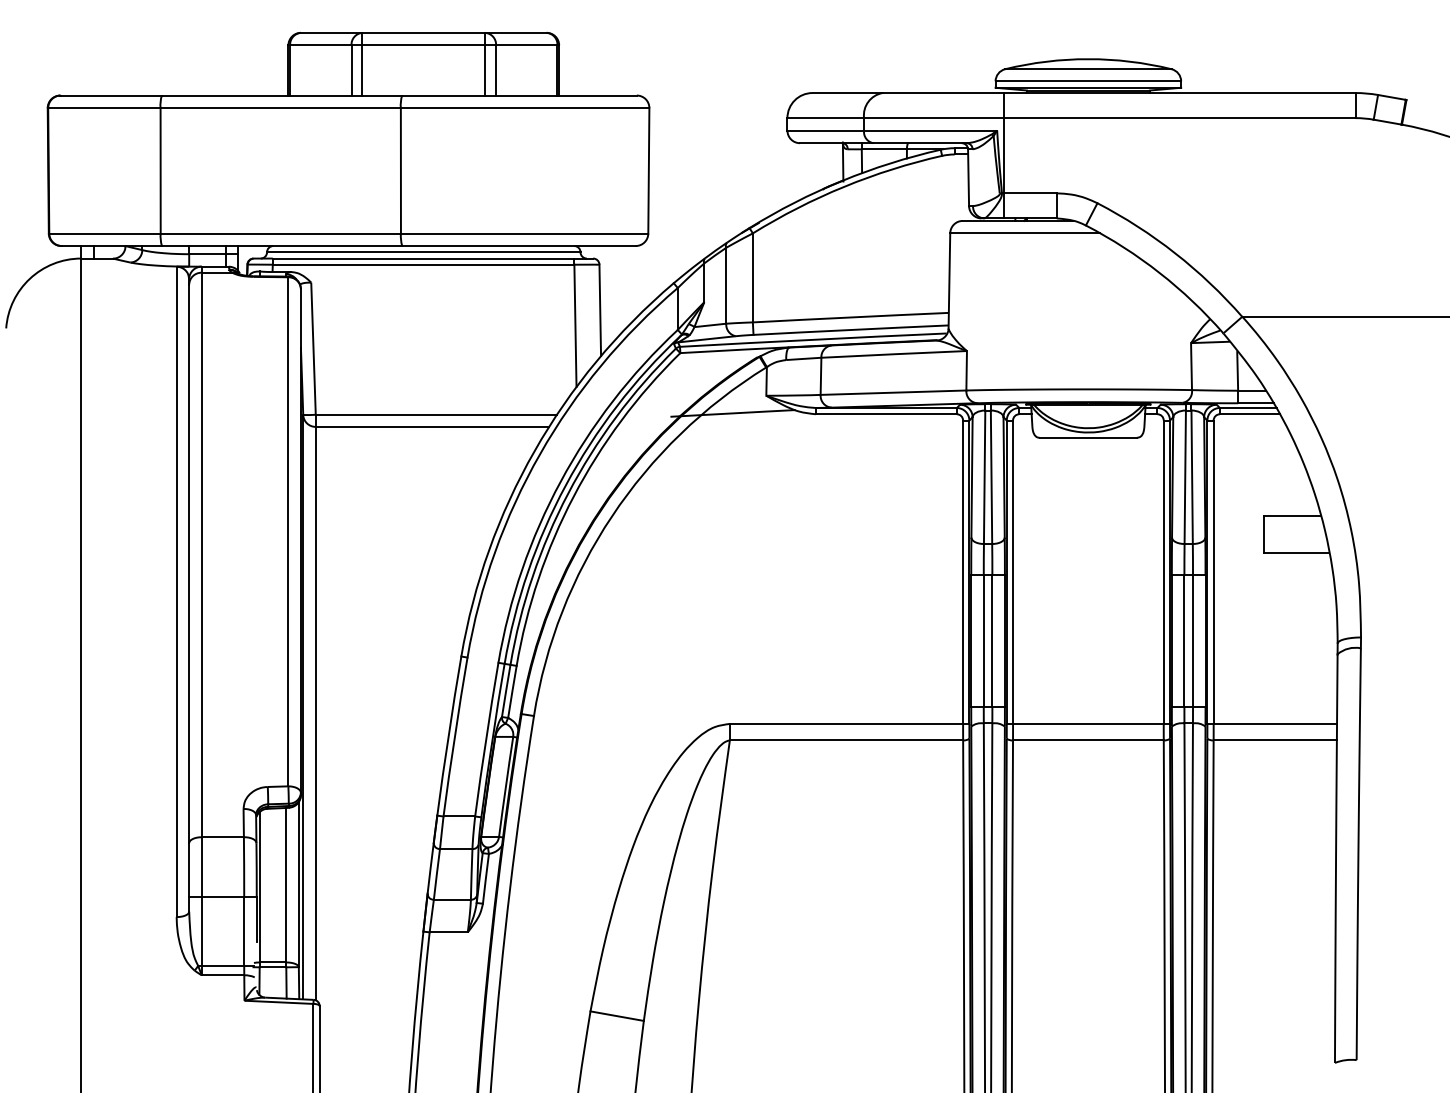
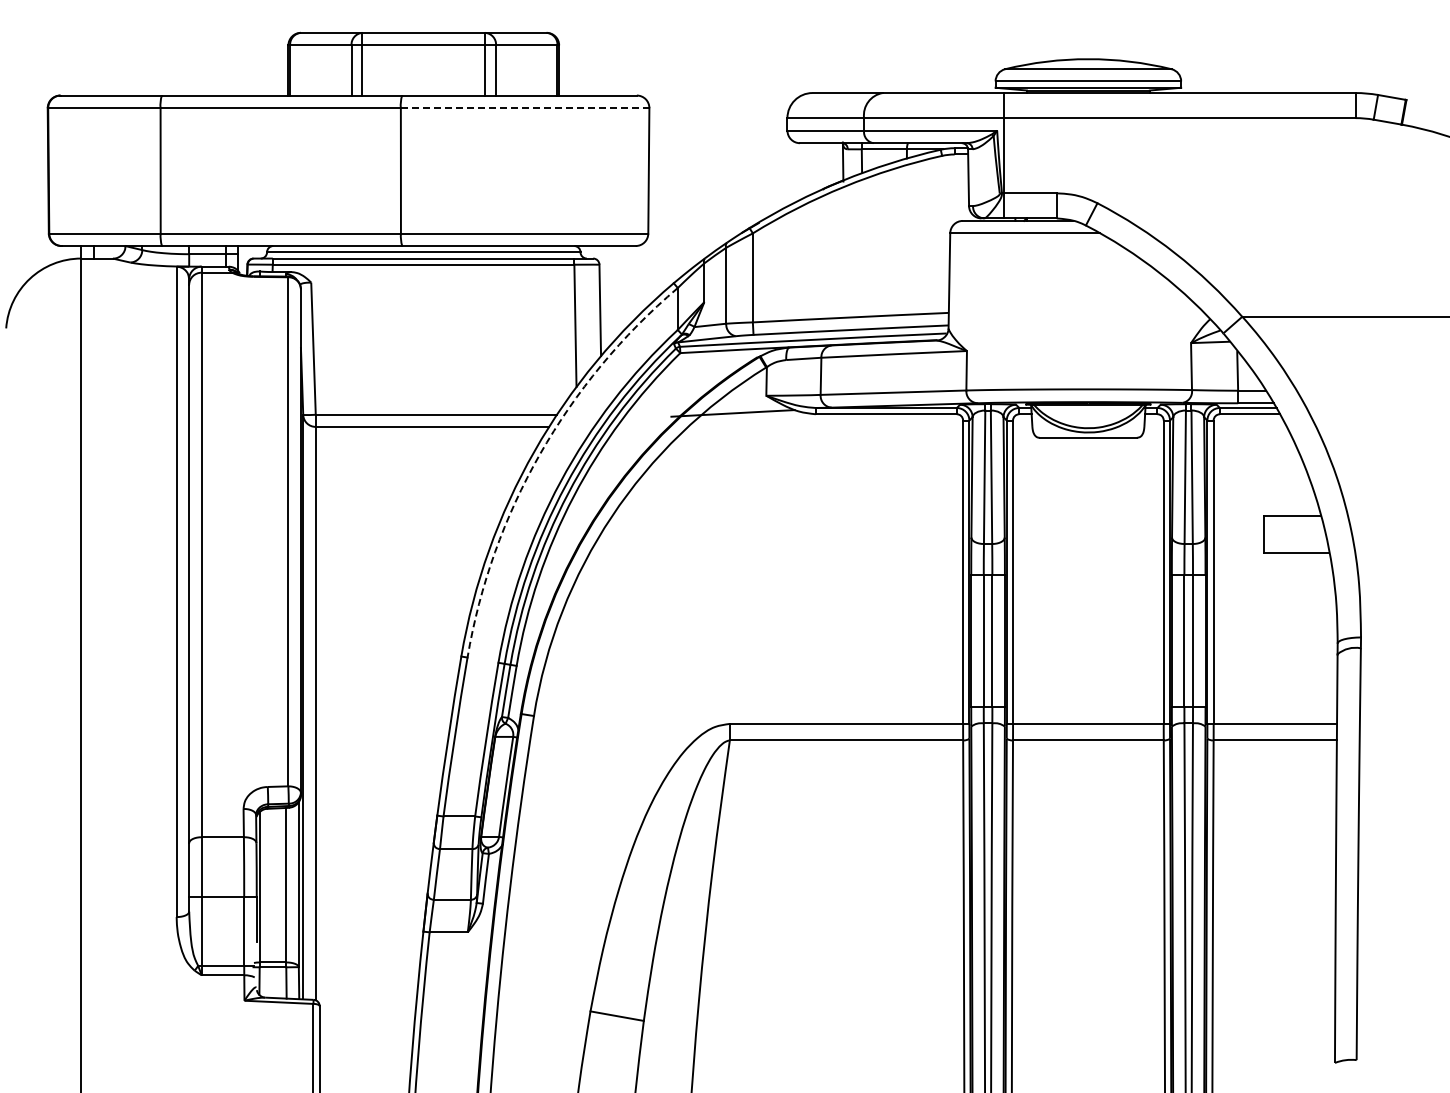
line: solid -> dashed (525, 108)
arc: solid -> dashed (540, 454)
